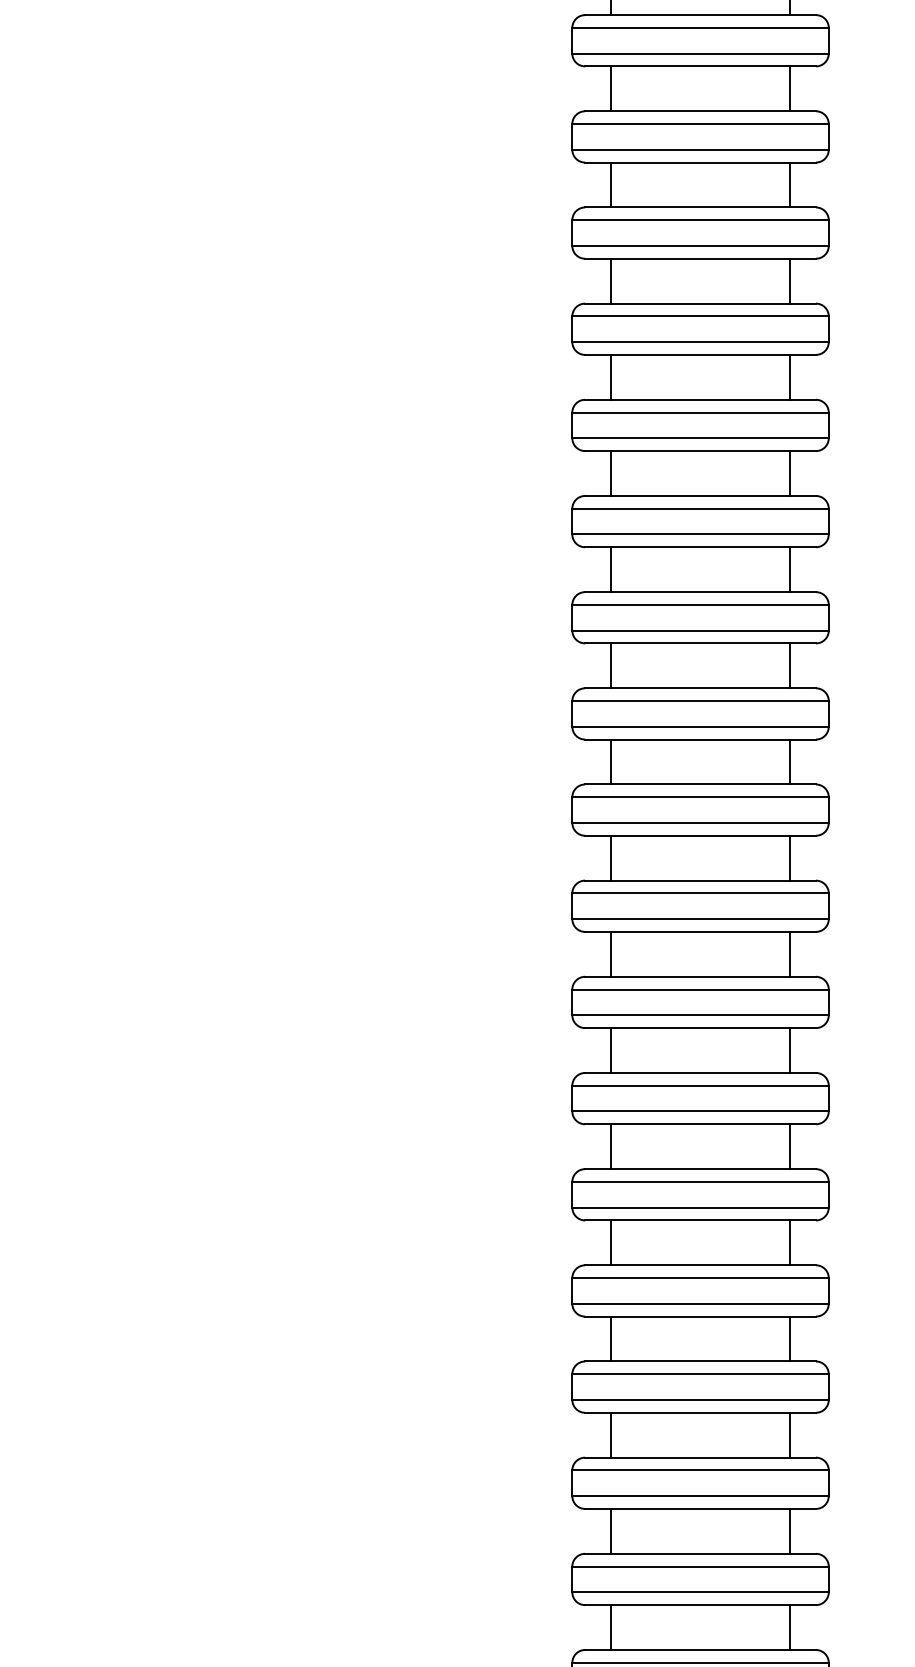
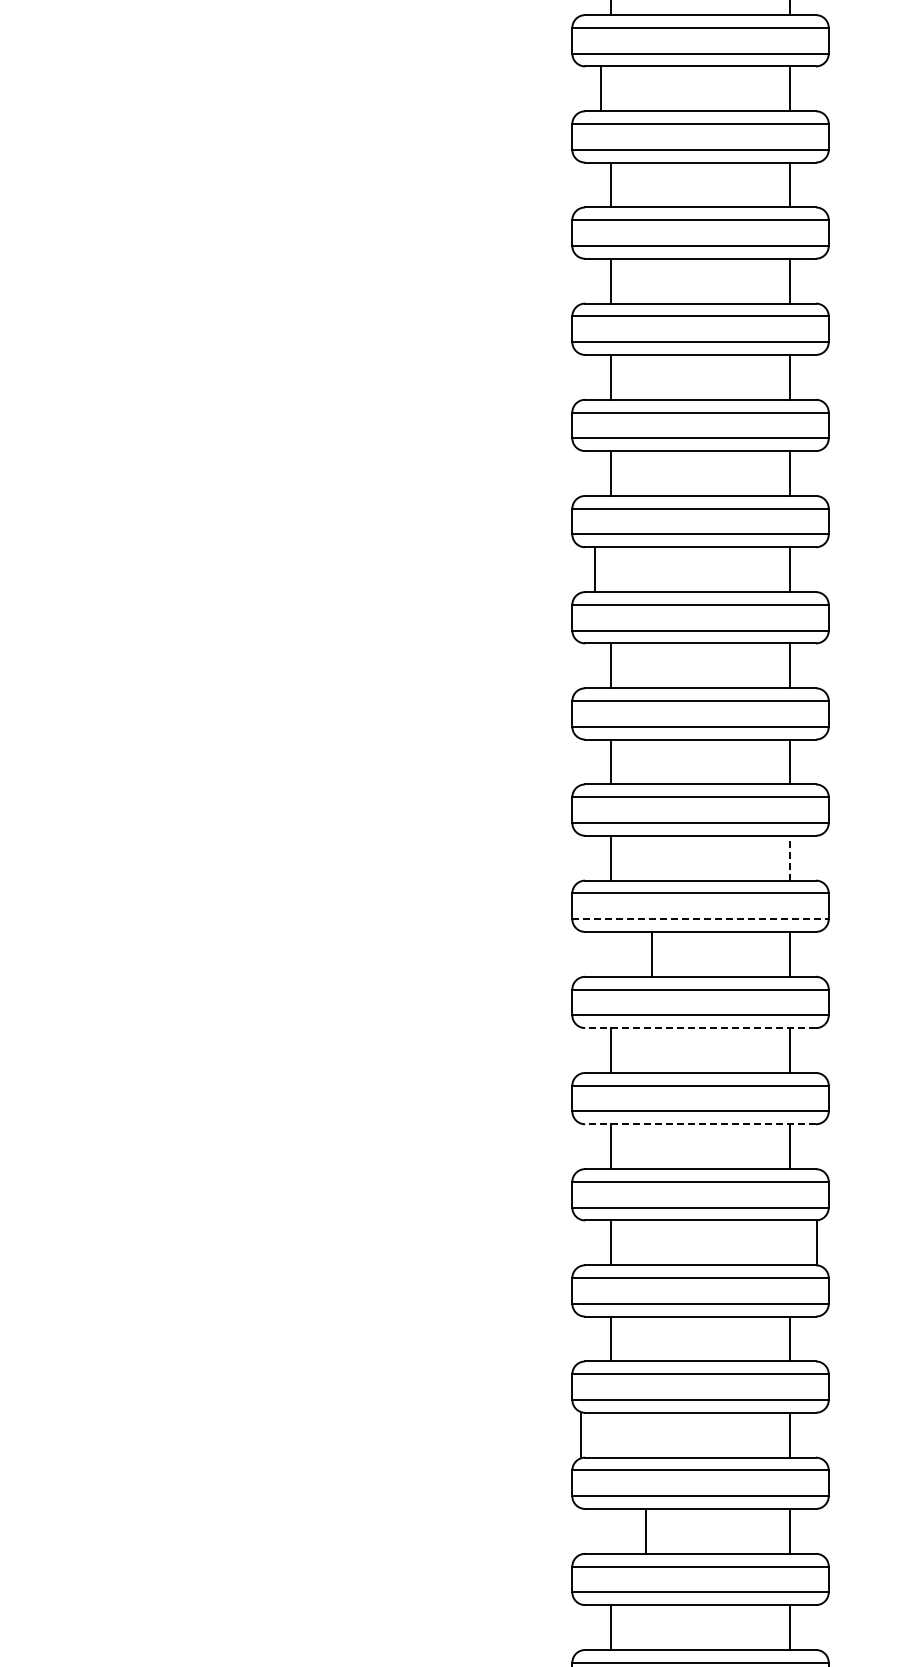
line position: (610, 88) -> (600, 88) (600, 88)
line position: (610, 569) -> (594, 569) (594, 569)
line: solid -> dashed (790, 857)
line: solid -> dashed (701, 919)
line position: (610, 953) -> (651, 953) (651, 953)
line: solid -> dashed (700, 1028)
line: solid -> dashed (700, 1124)
line position: (790, 1242) -> (817, 1242) (817, 1242)
line position: (610, 1434) -> (580, 1434) (580, 1434)
line position: (610, 1530) -> (645, 1530) (645, 1530)
